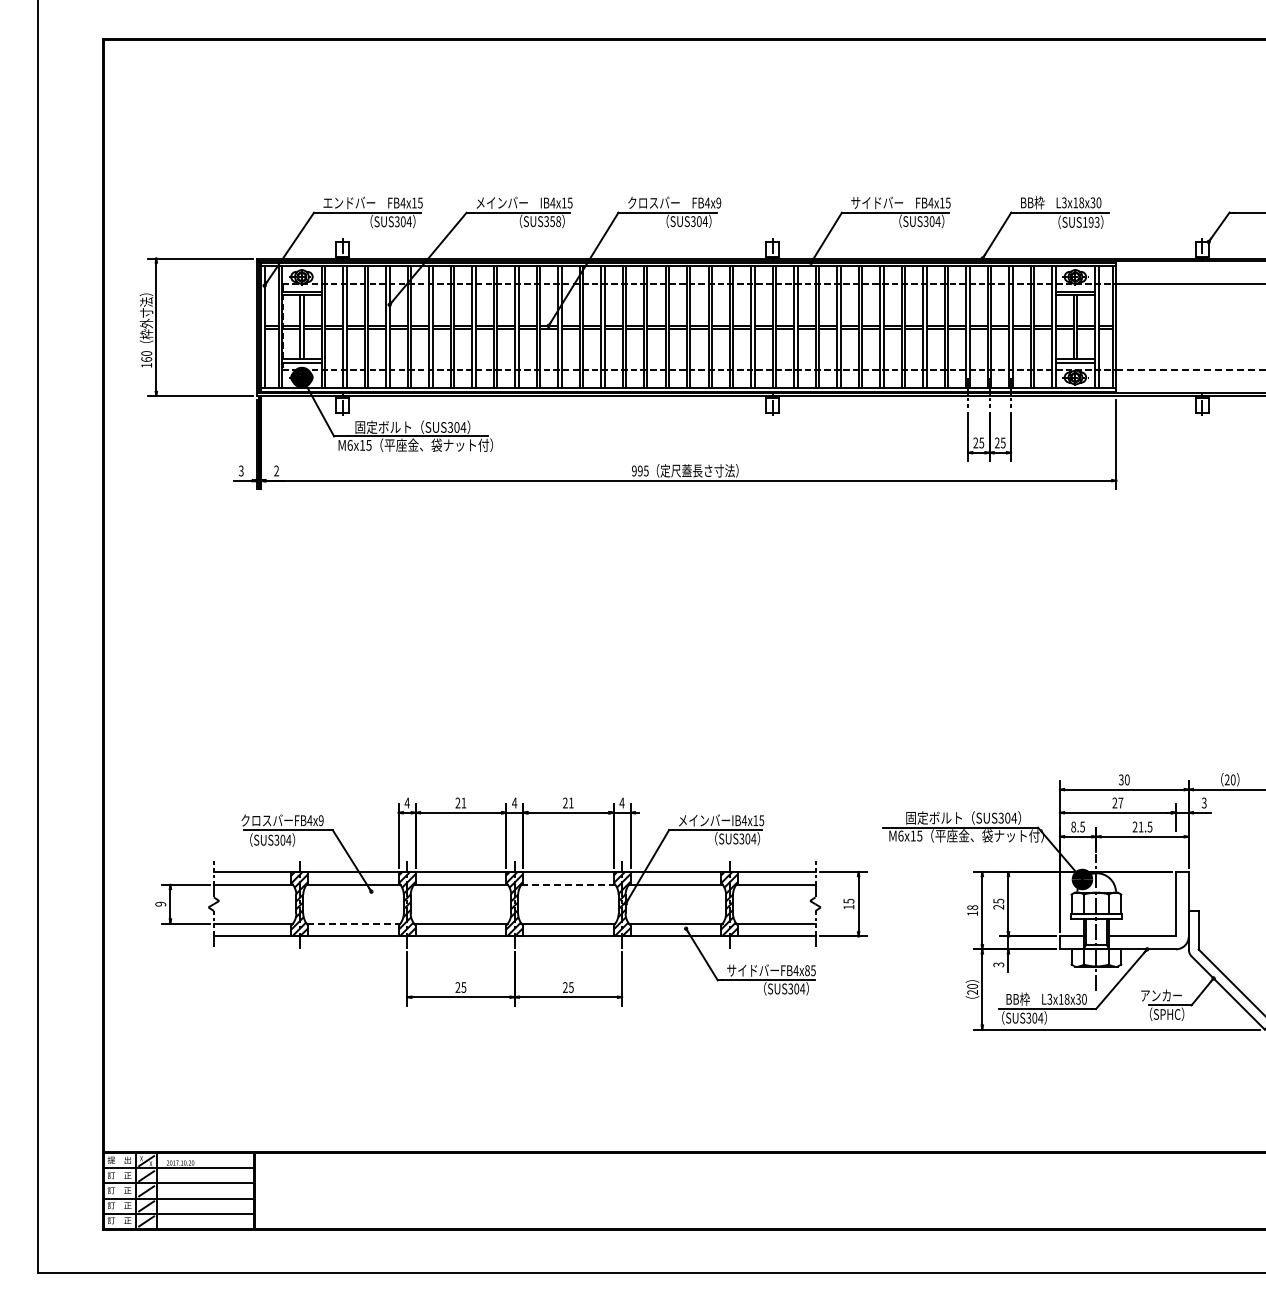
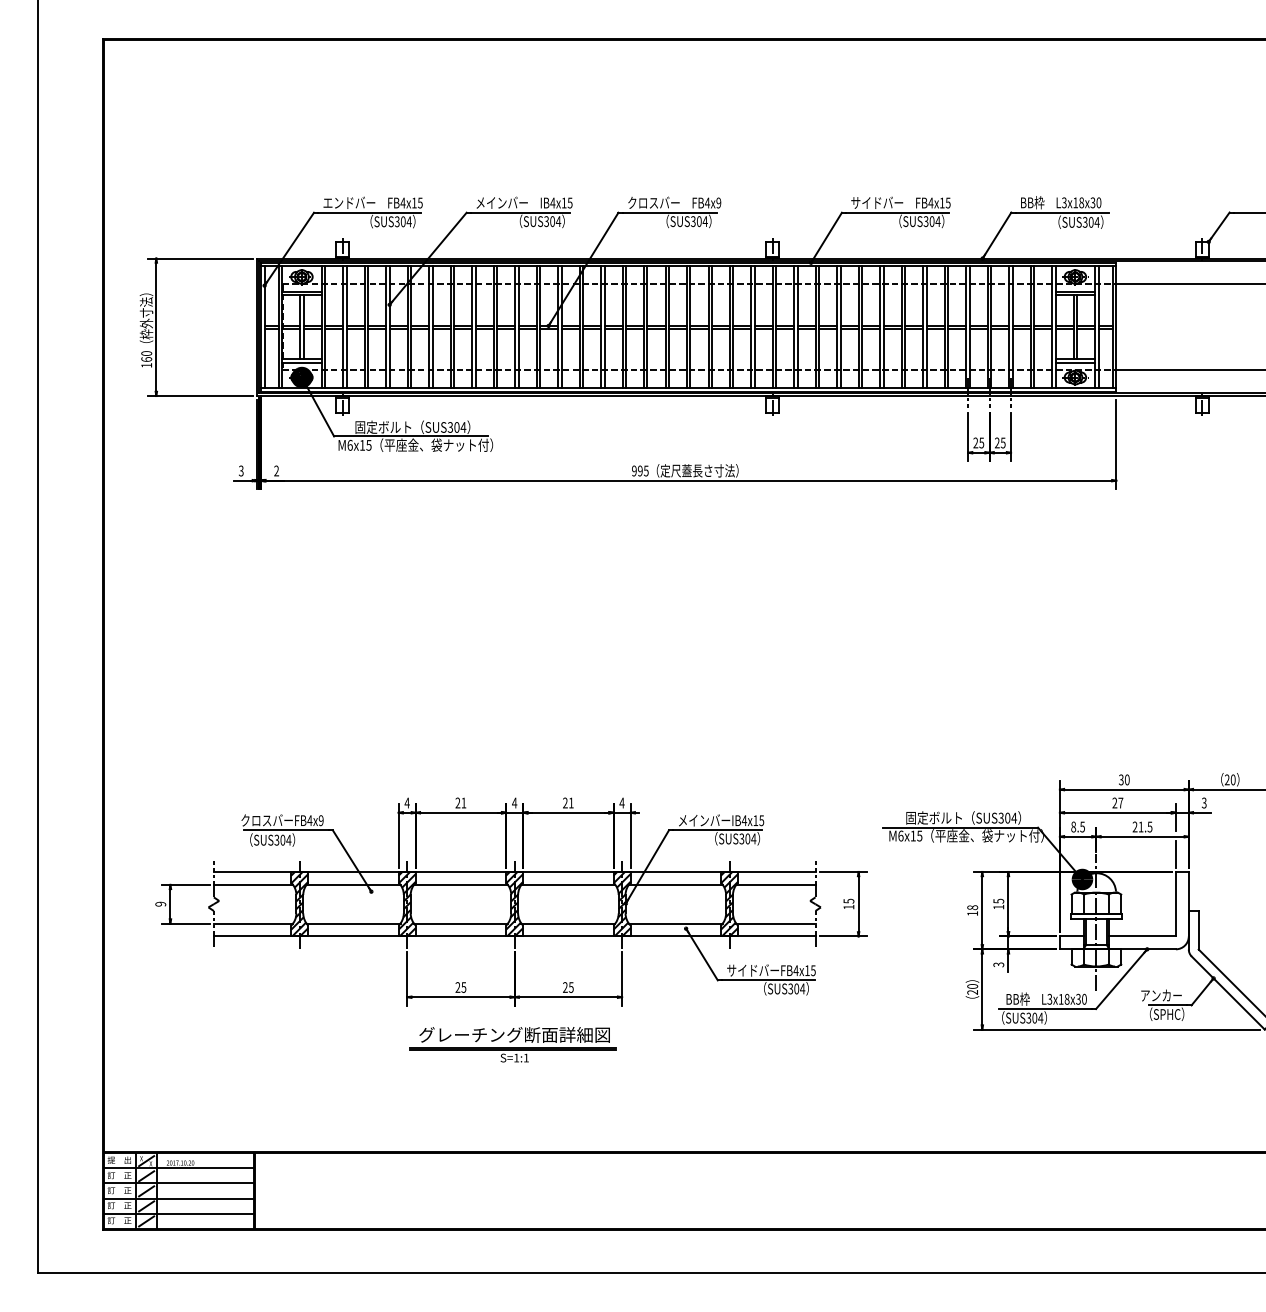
text: SUS358 -> SUS304 (555, 221)
text: SUS193 -> SUS304 (1090, 222)
line: dashed -> solid (1190, 370)
line: none -> present (1175, 853)
line: dashed -> solid (568, 884)
text: 25 -> 15 (998, 906)
line: dashed -> solid (353, 923)
text: FB4x85 -> FB4x15 (807, 970)
part: none -> present (512, 1044)
